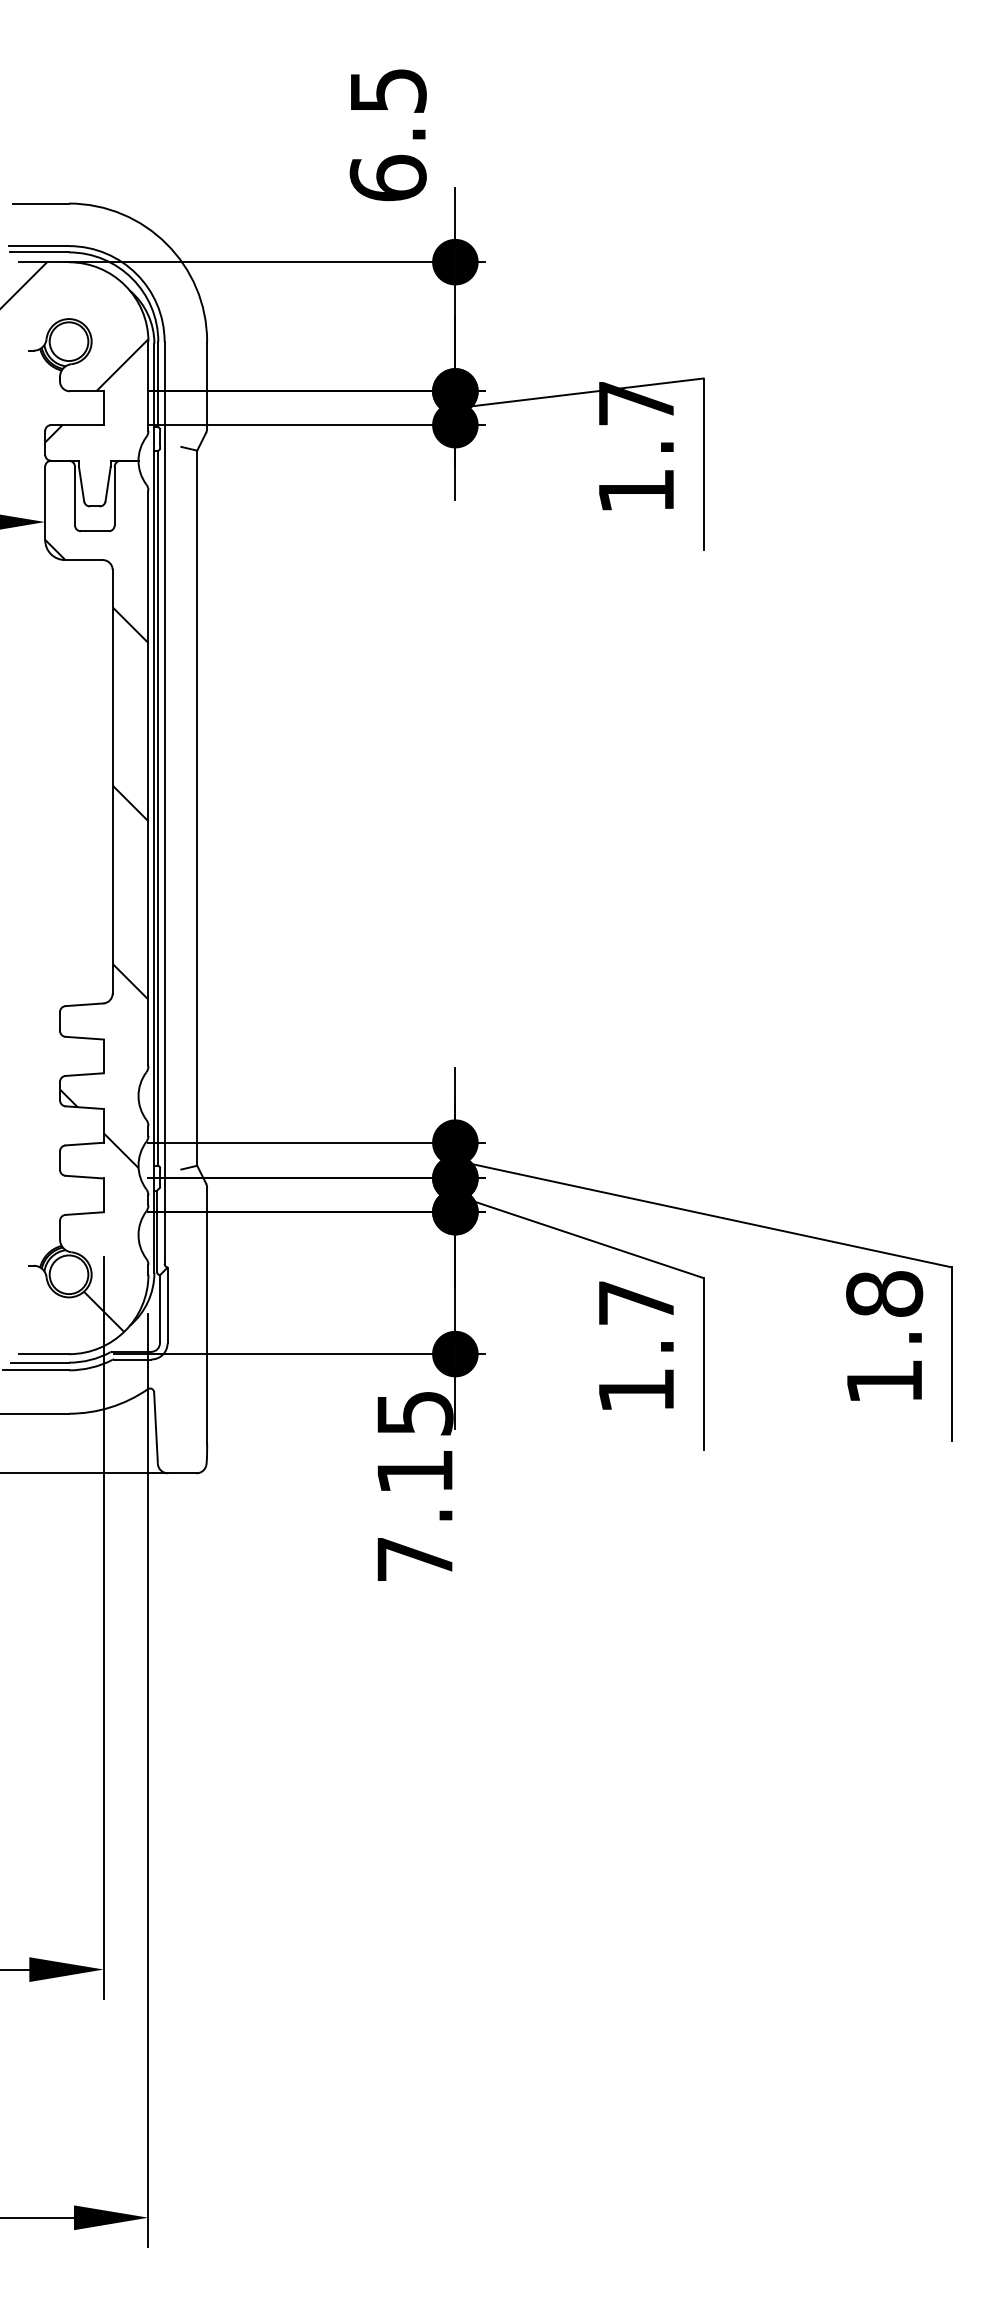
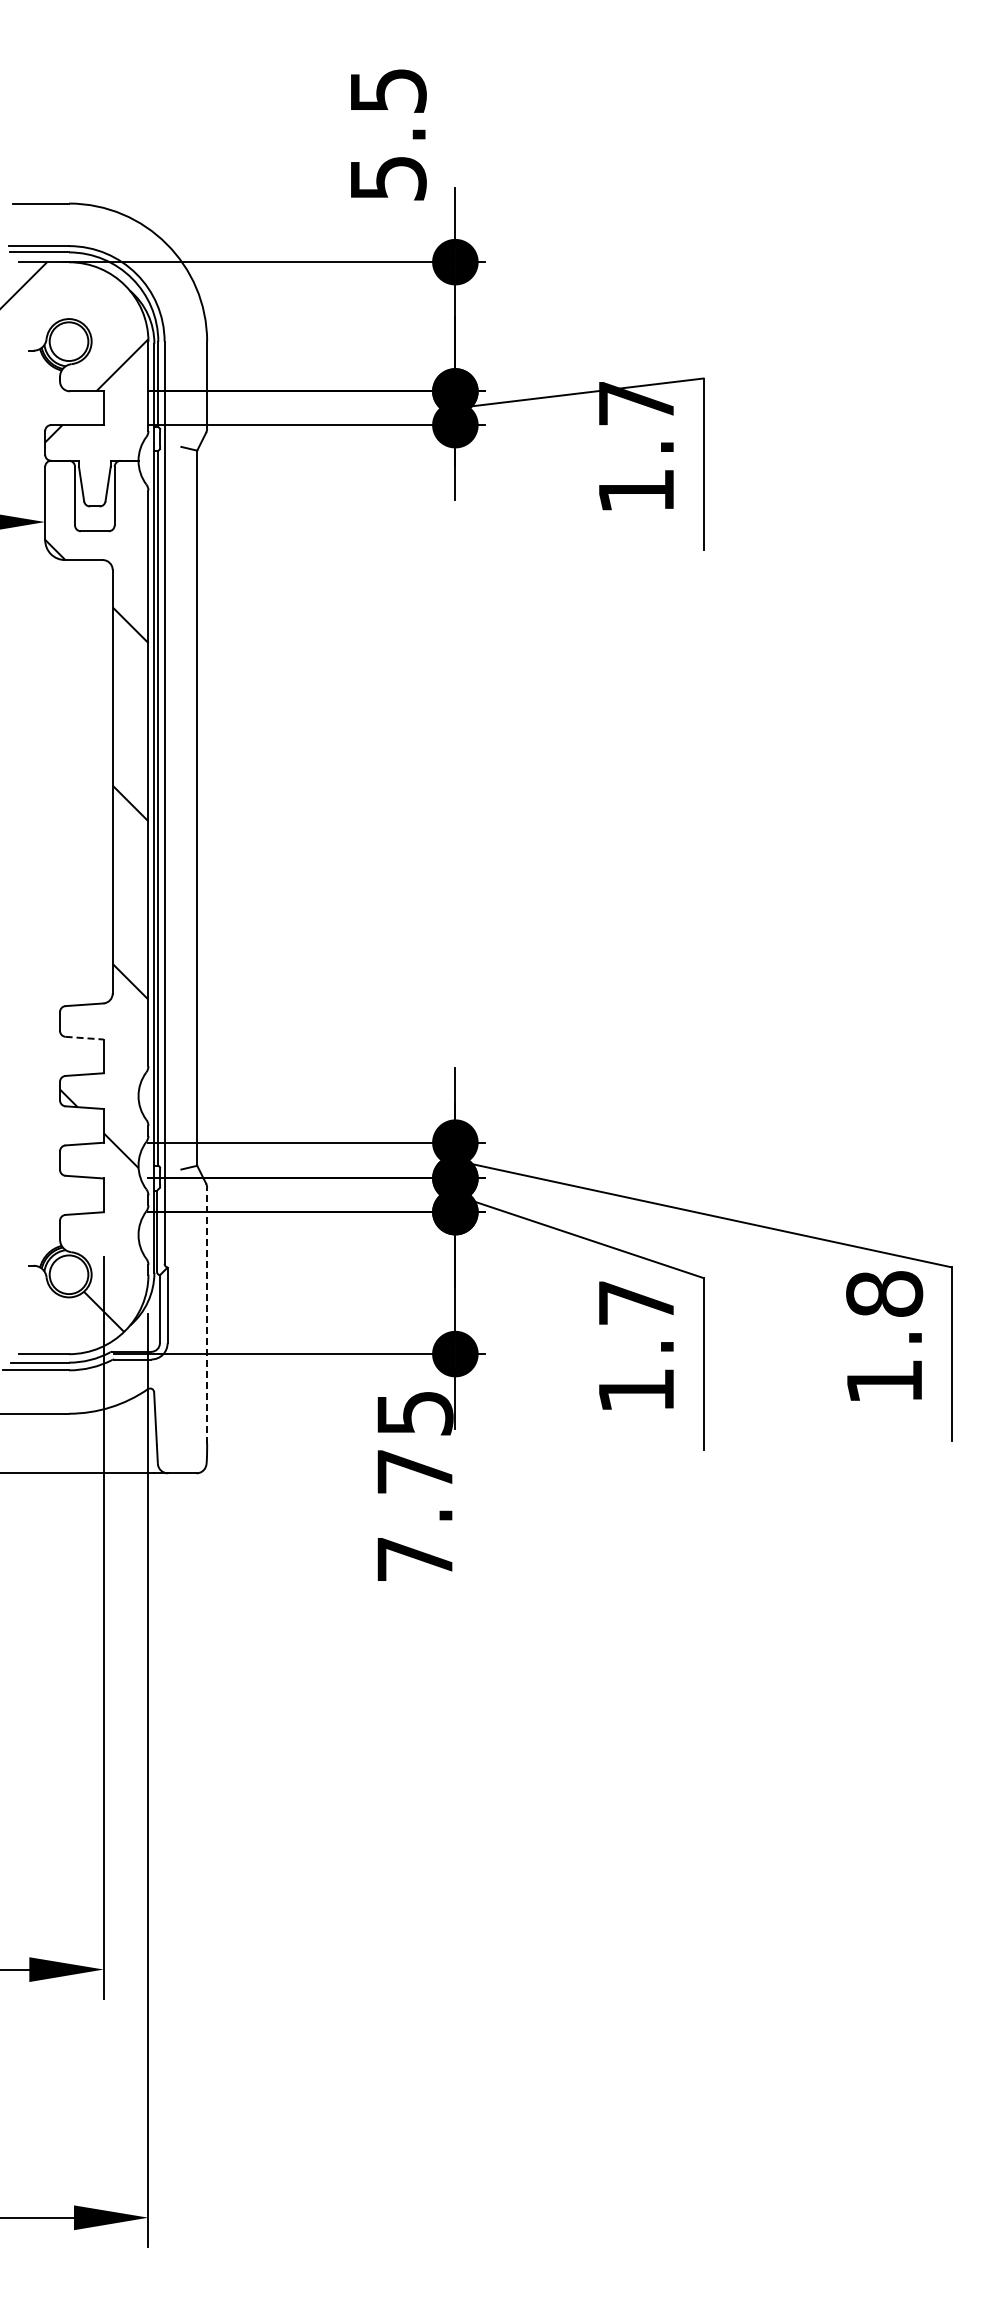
text: 6.5 -> 5.5 (387, 177)
line: solid -> dashed (85, 1038)
line: solid -> dashed (207, 1315)
text: 7.15 -> 7.75 (414, 1471)
